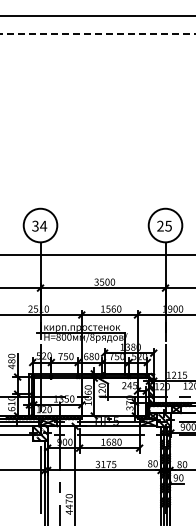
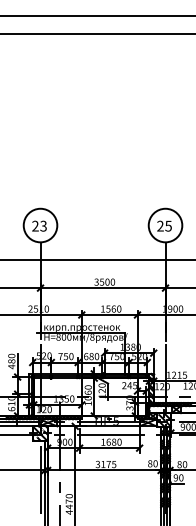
line: dashed -> solid (97, 33)
text: 34 -> 23 (39, 225)
line position: (97, 254) -> (97, 259) (97, 259)
